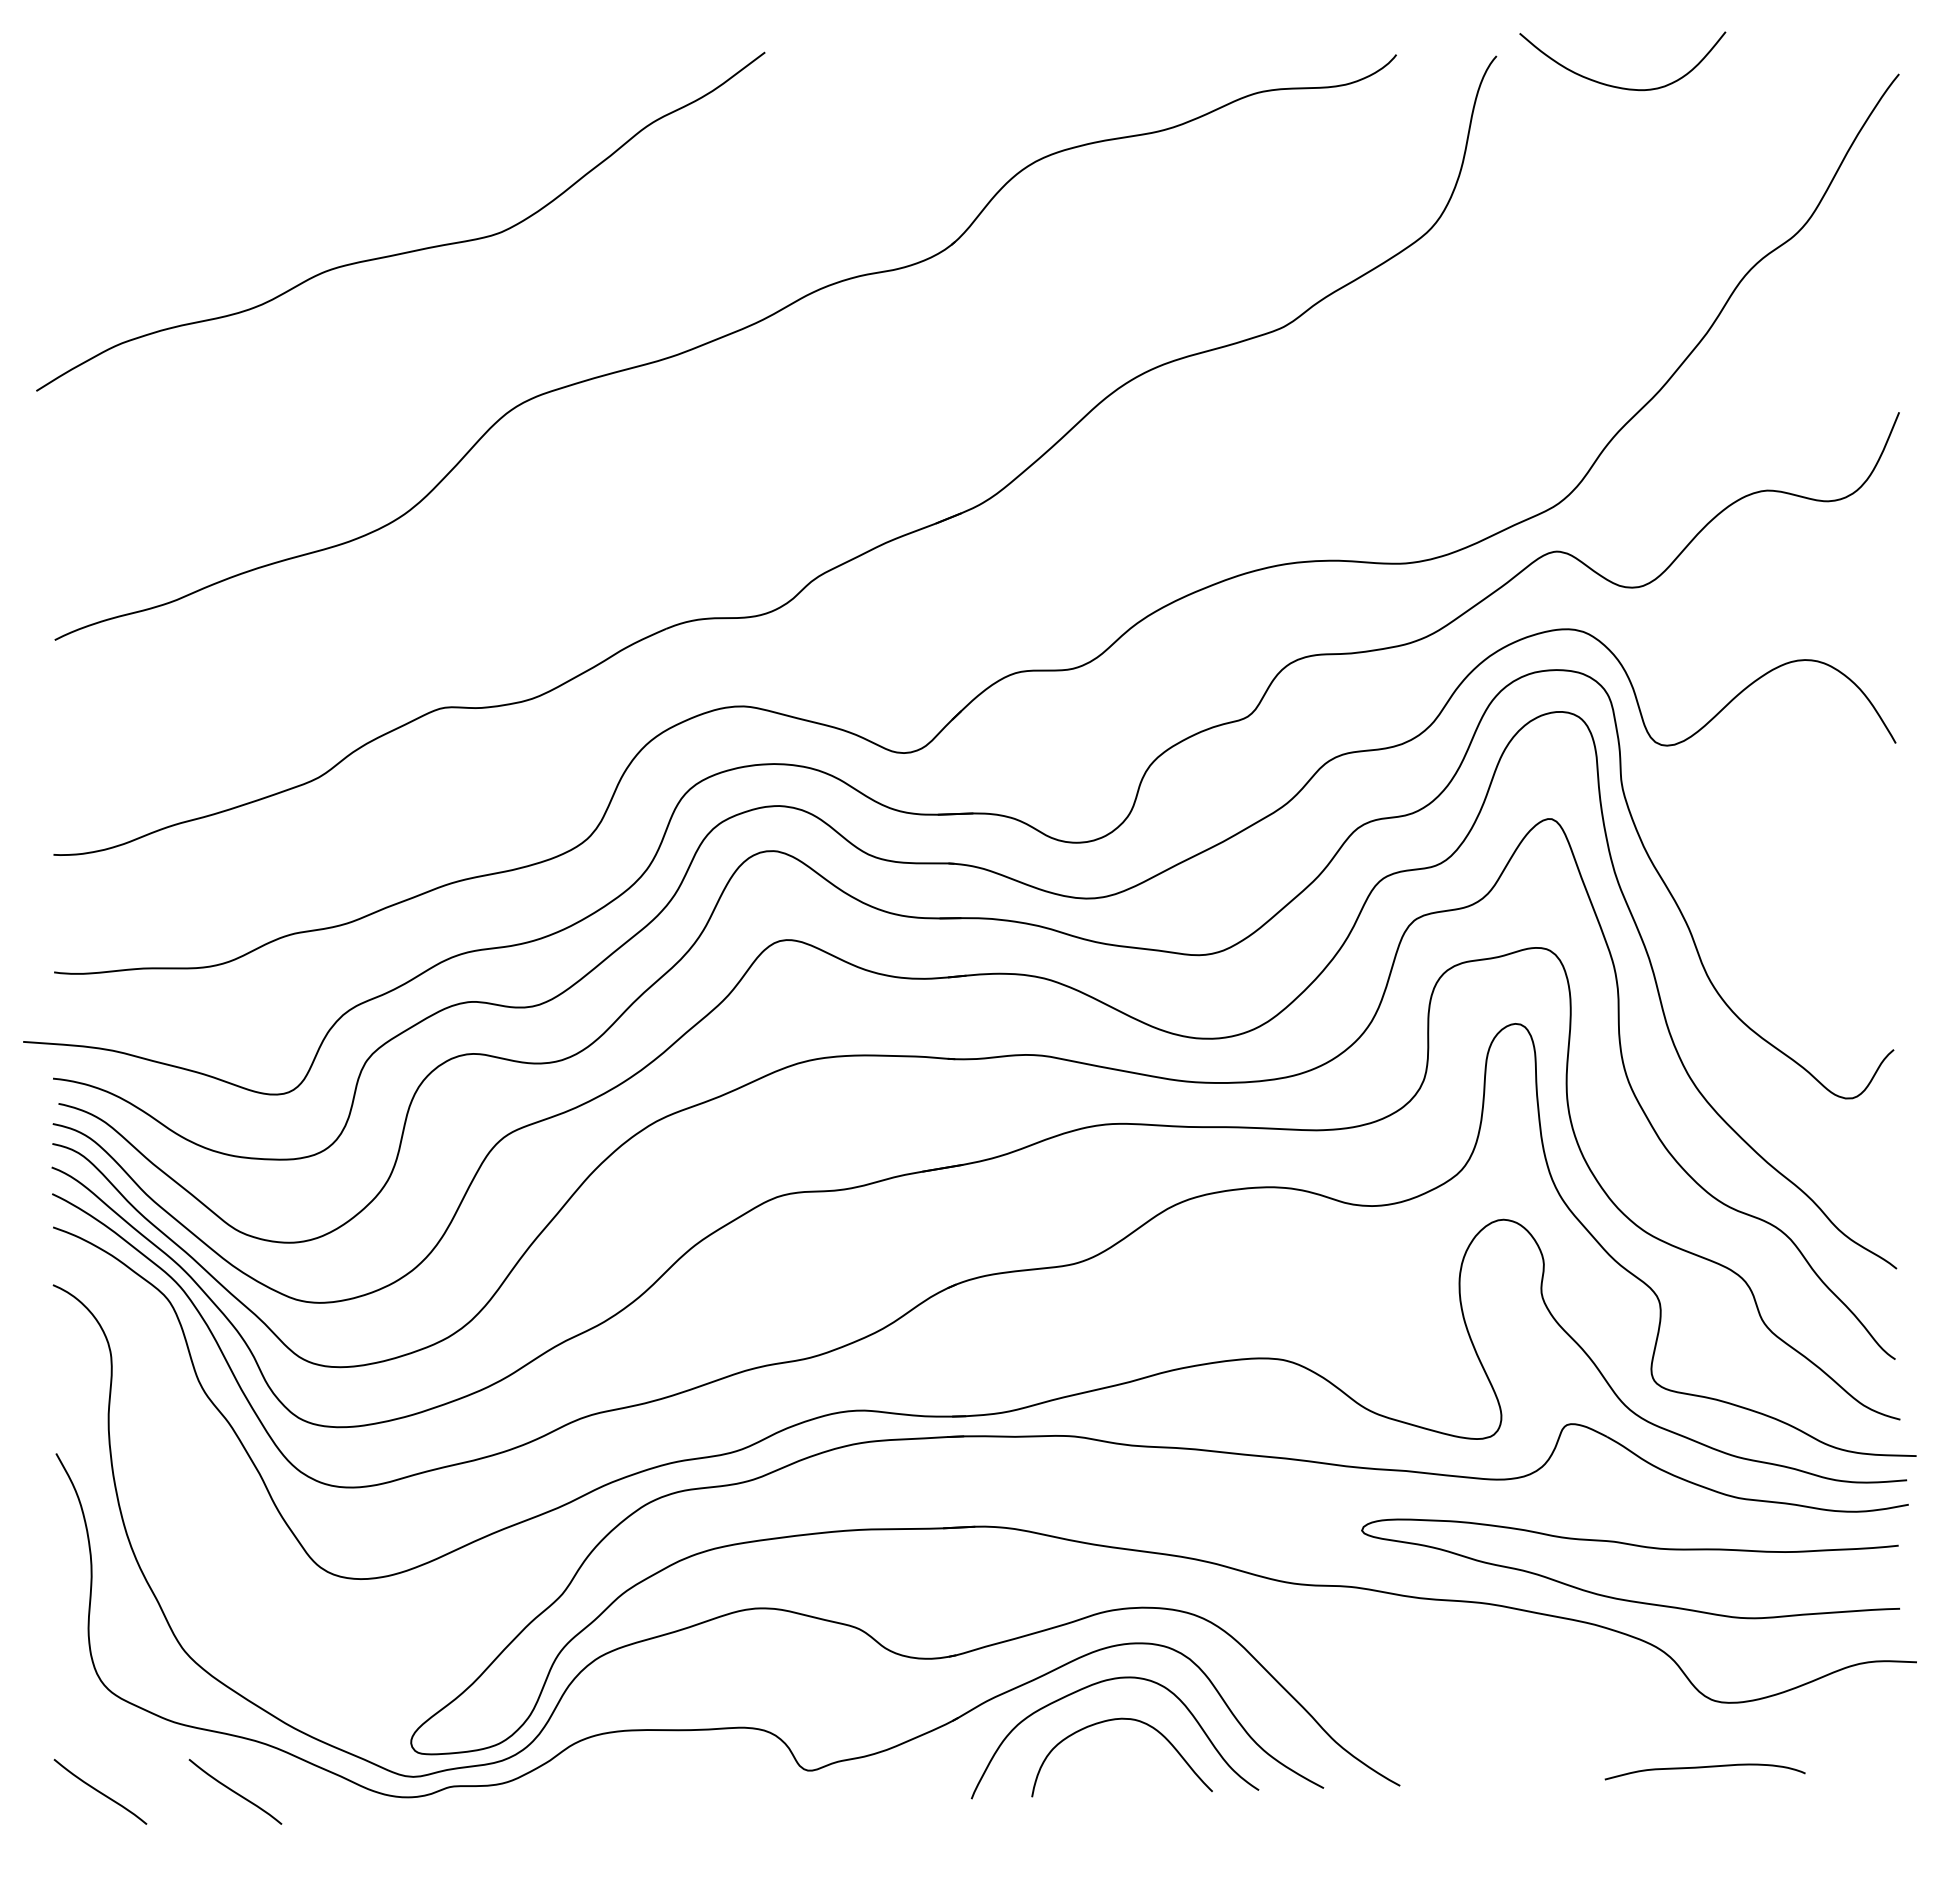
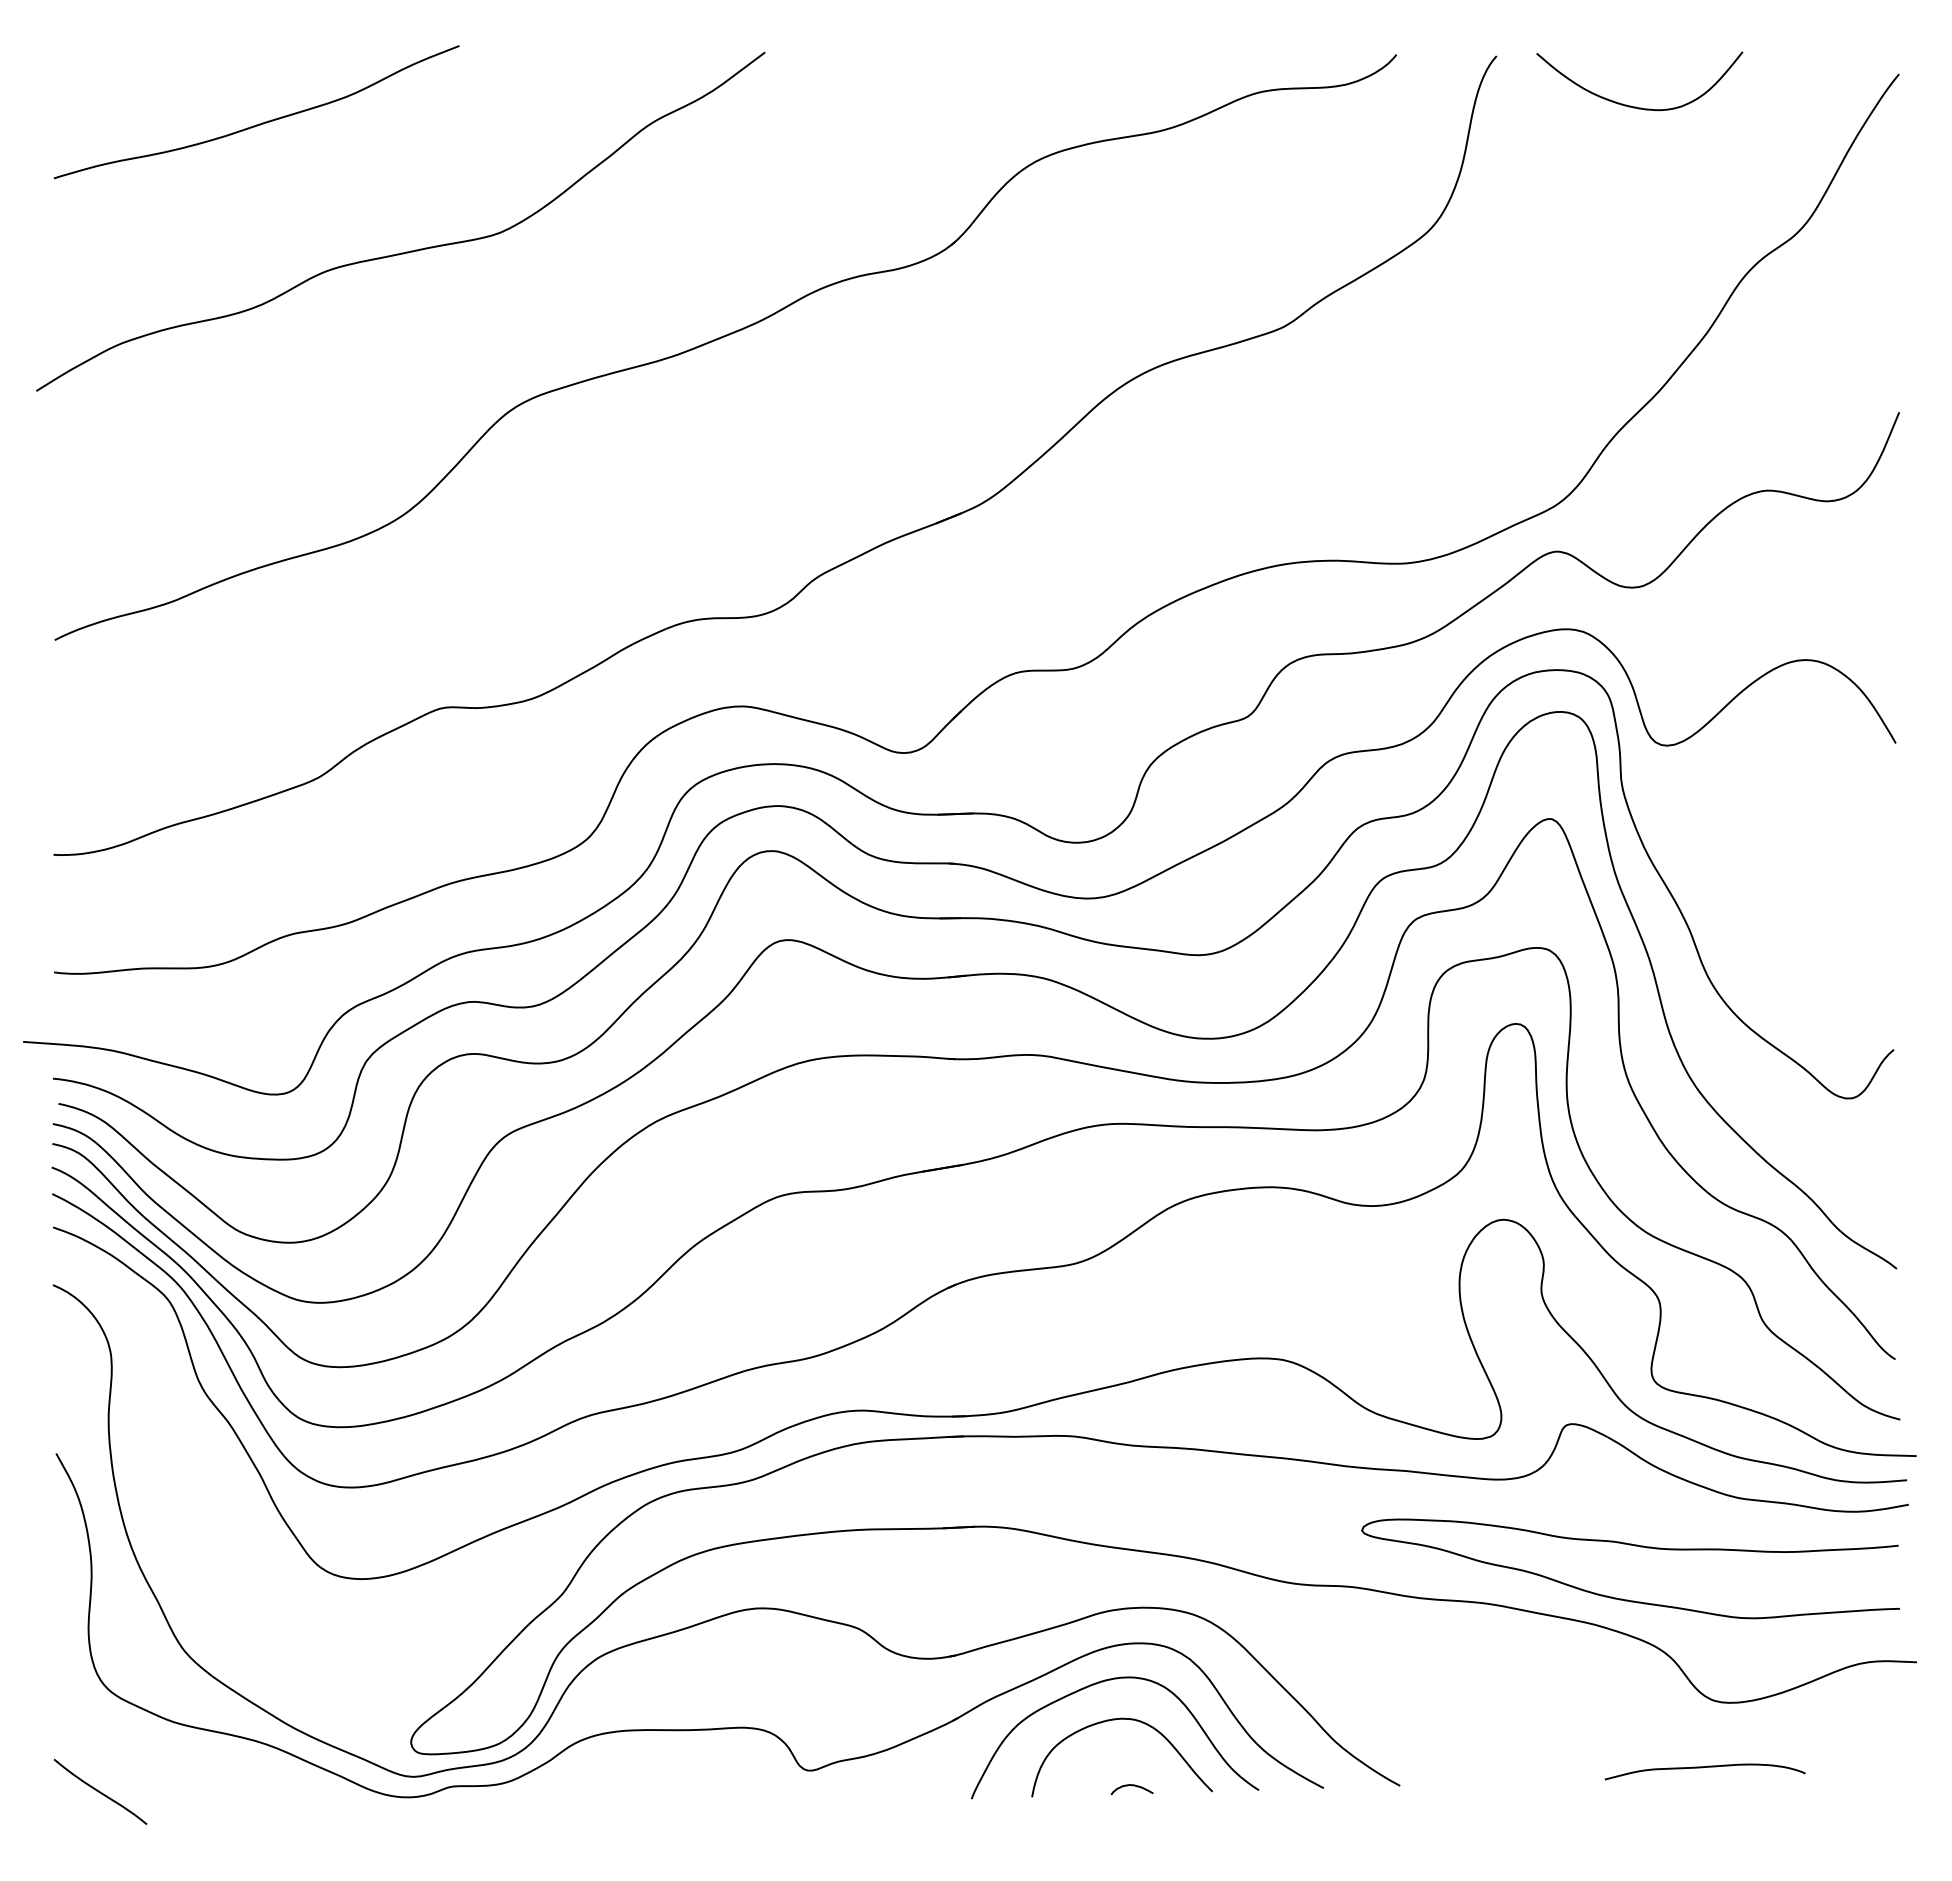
curve position: (1618, 86) -> (1635, 106) (1635, 106)
curve: none -> present (259, 123)
curve: none -> present (1132, 1786)
curve: present -> none (235, 1791)
